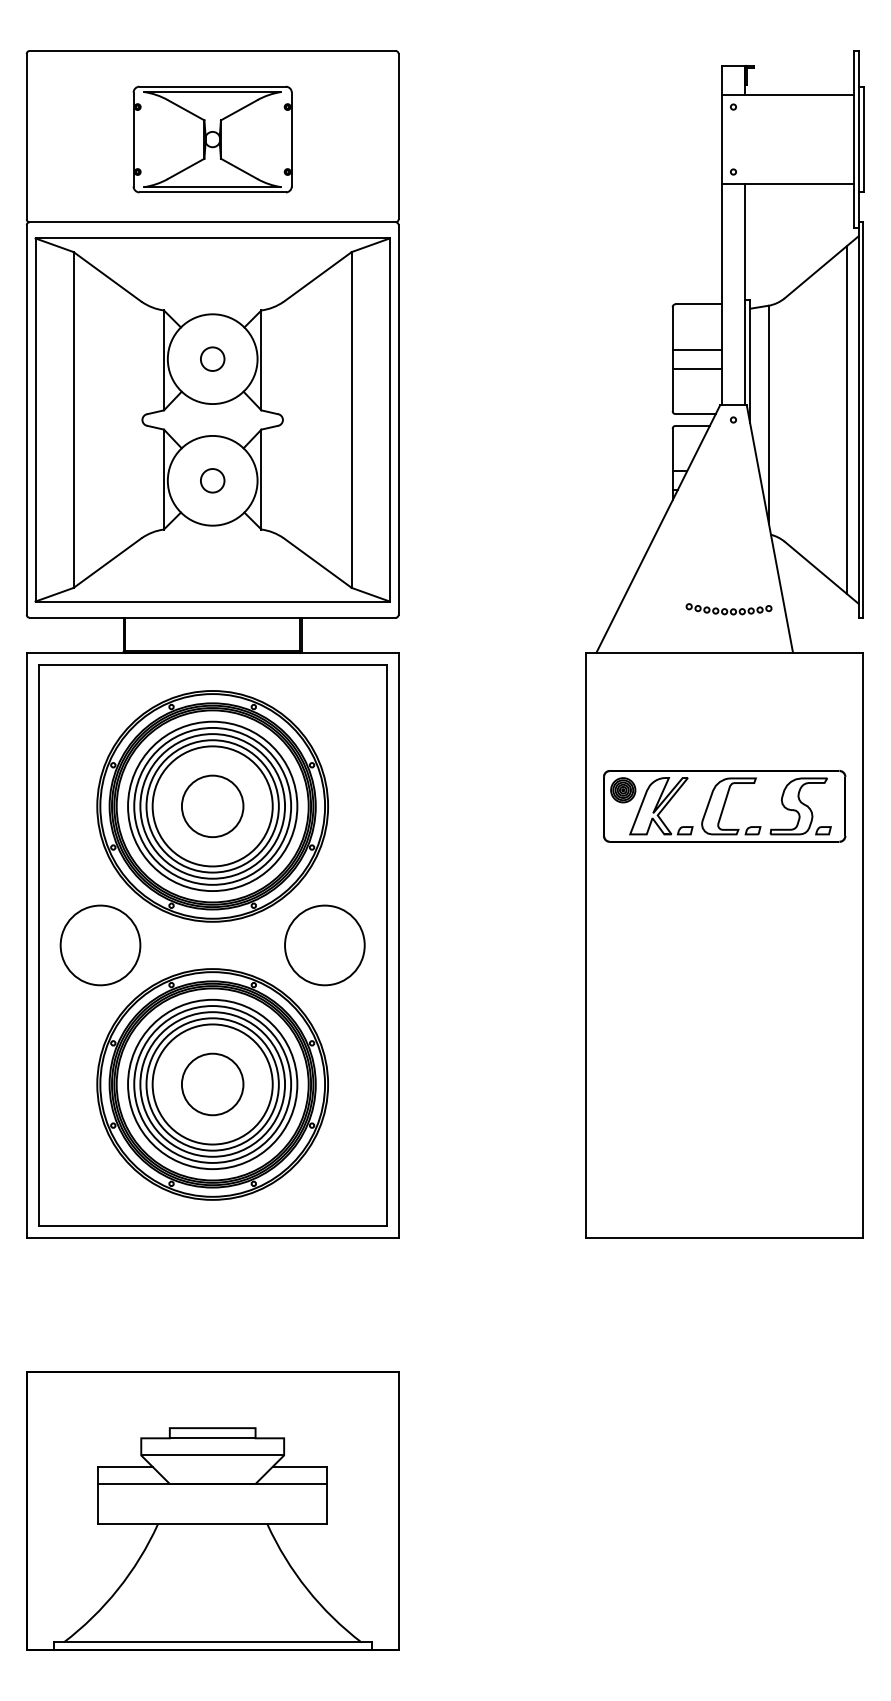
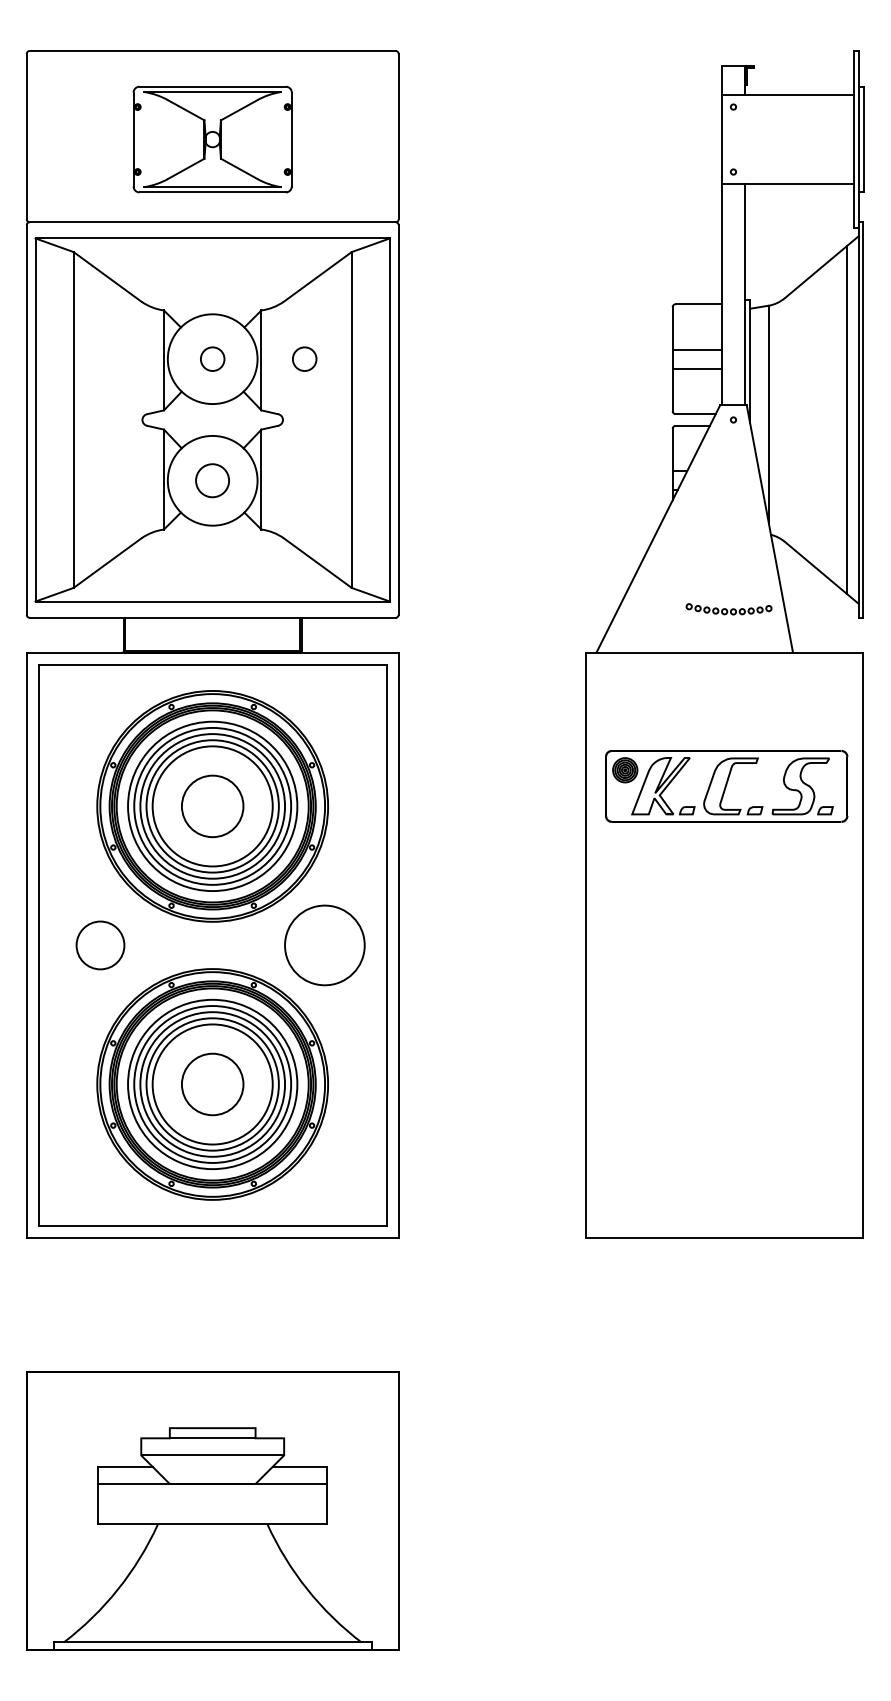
circle: none -> present (304, 358)
circle size: 26x26 px -> 35x36 px (212, 480)
part position: (724, 806) -> (726, 786) (726, 786)
circle size: 83x83 px -> 51x51 px (100, 945)
